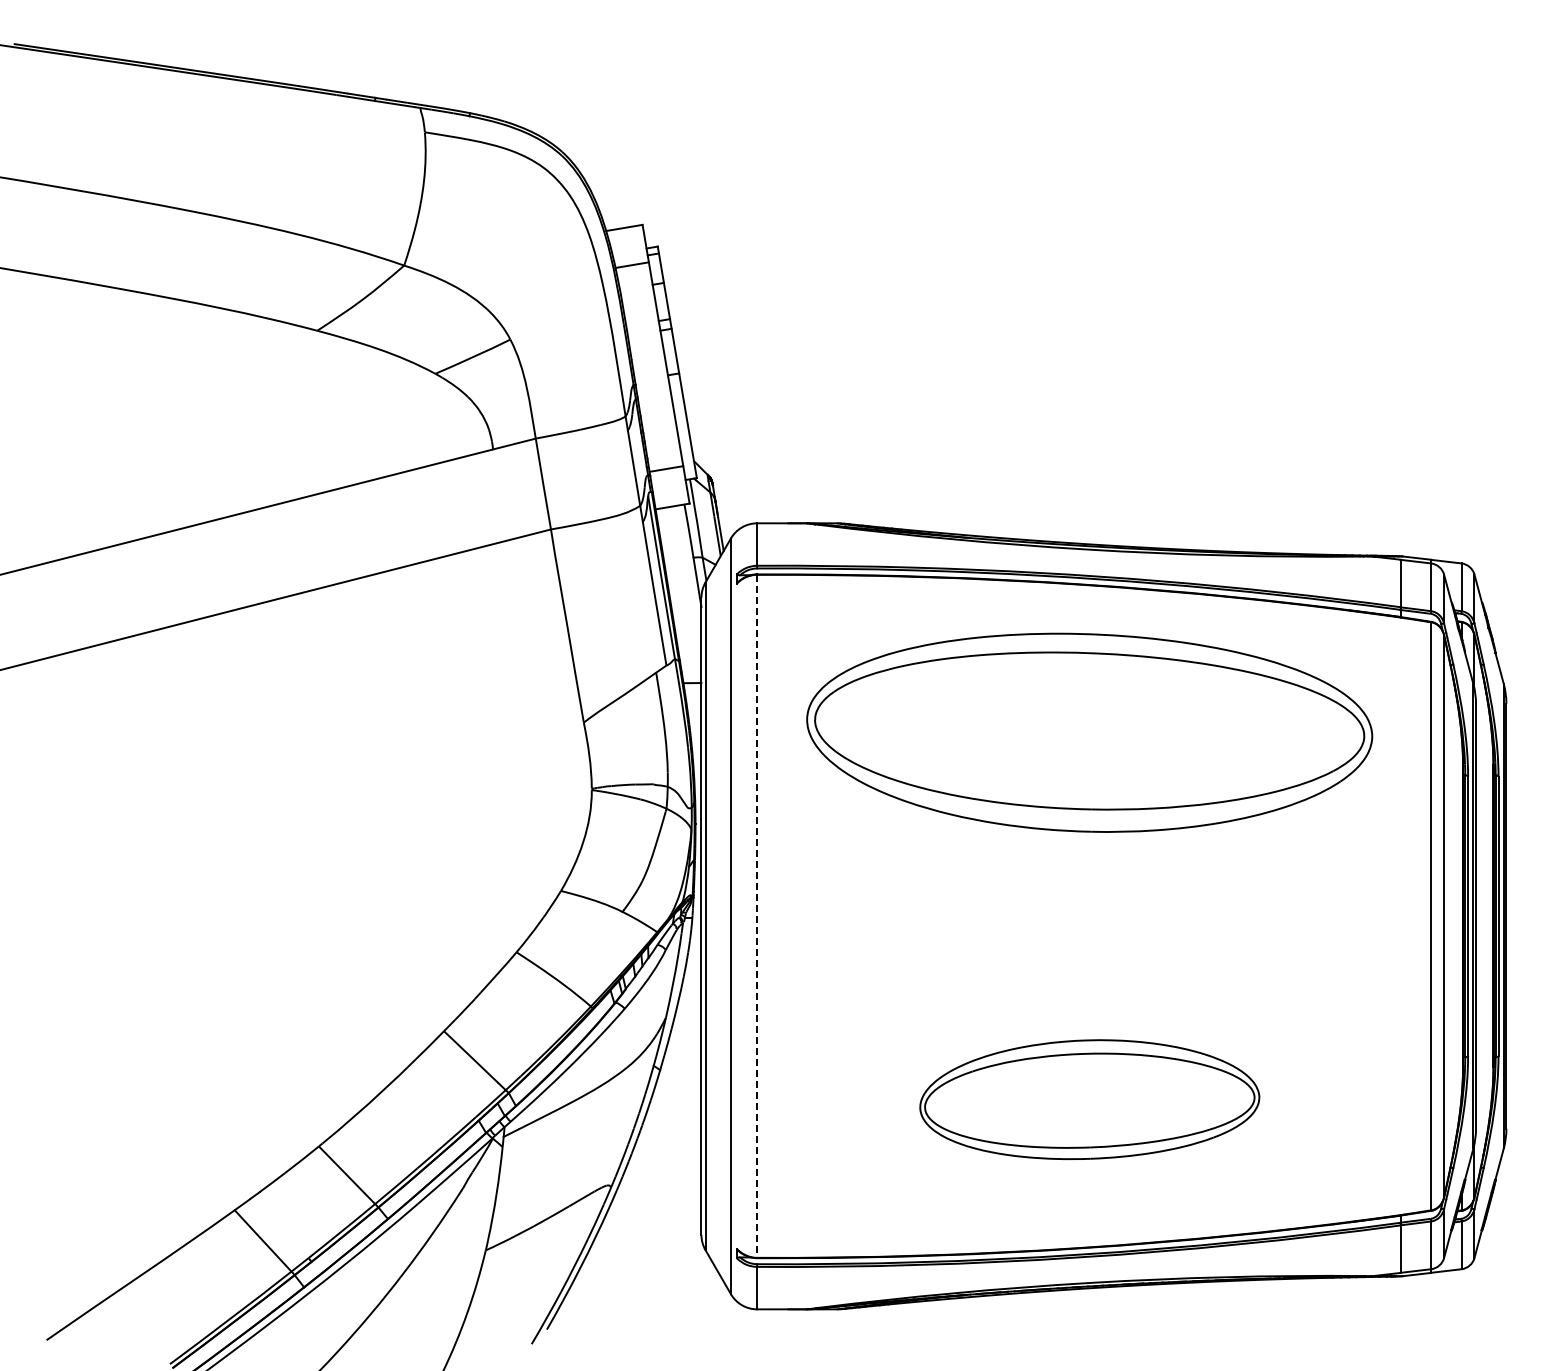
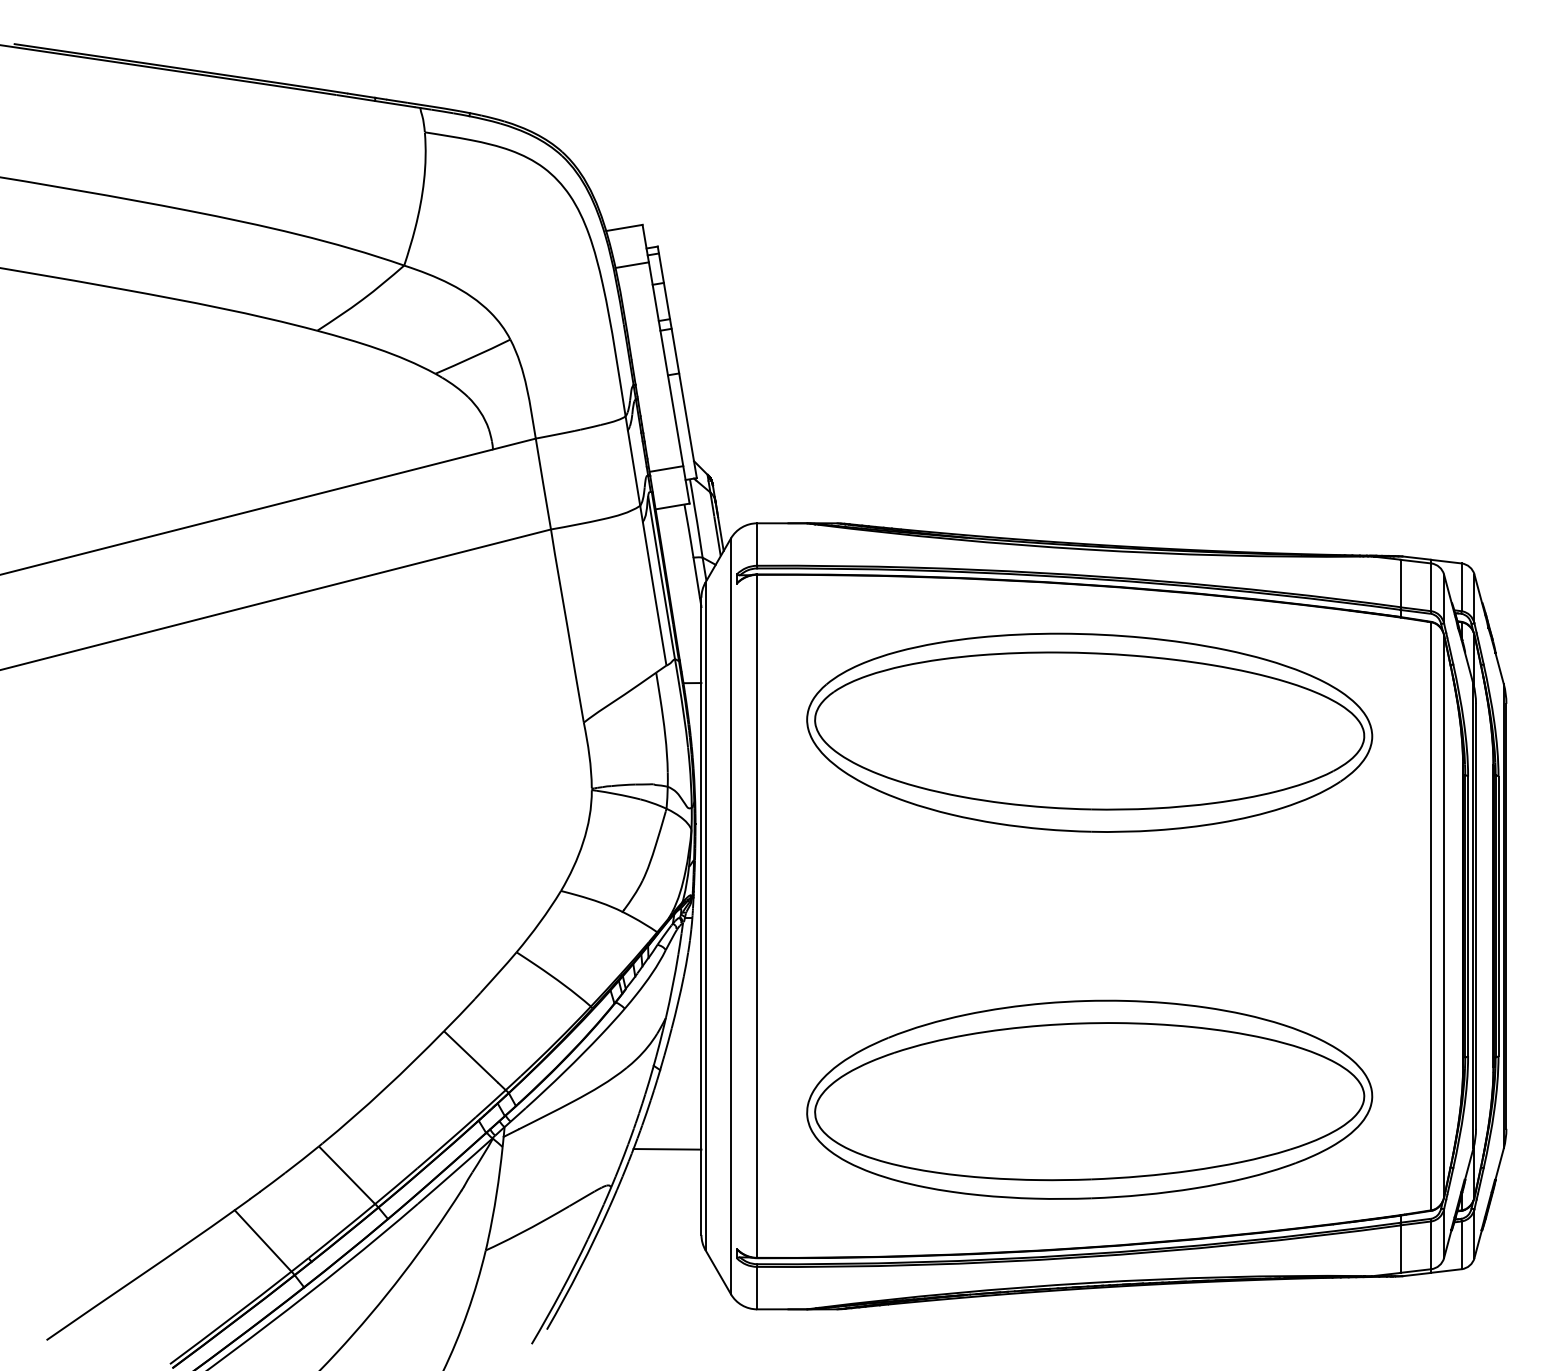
line: dashed -> solid (757, 916)
part size: 342x122 px -> 568x201 px (1089, 1099)
line: none -> present (667, 1149)
